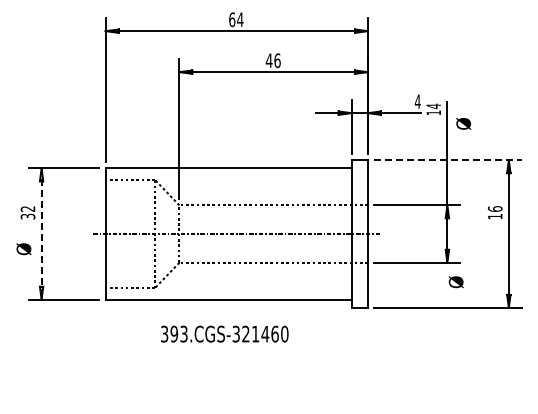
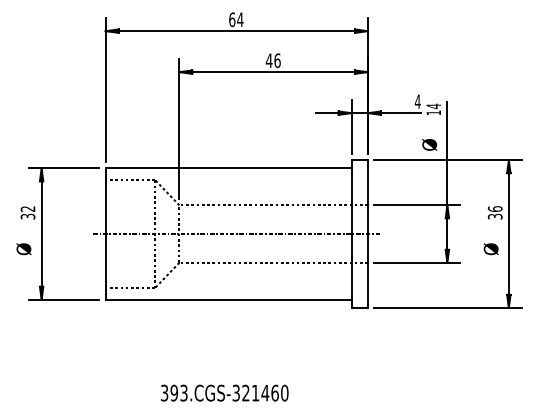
text position: (463, 123) -> (429, 144) (429, 144)
line: dashed -> solid (448, 160)
text: 16 -> 36 (494, 216)
line: dashed -> solid (41, 234)
text position: (455, 282) -> (490, 249) (490, 249)
text position: (224, 333) -> (224, 392) (224, 392)
